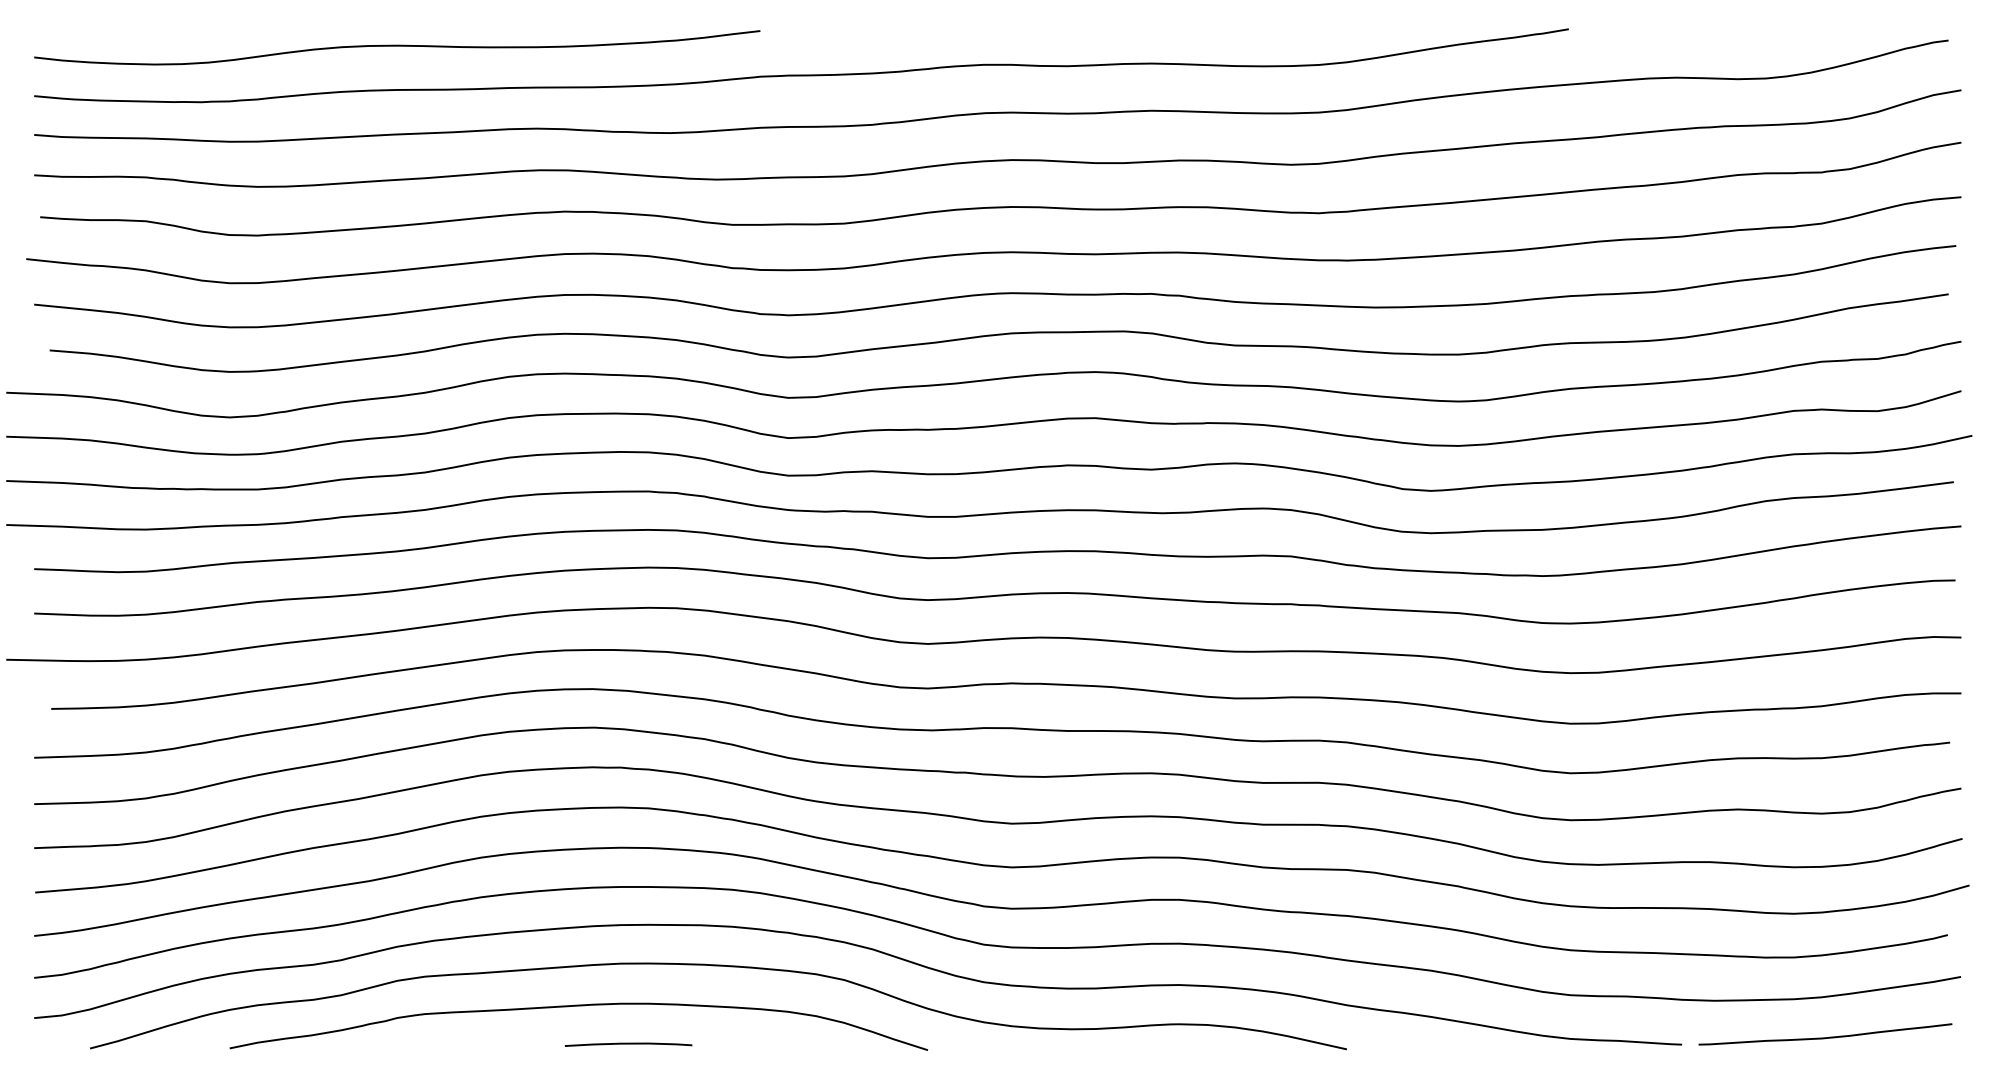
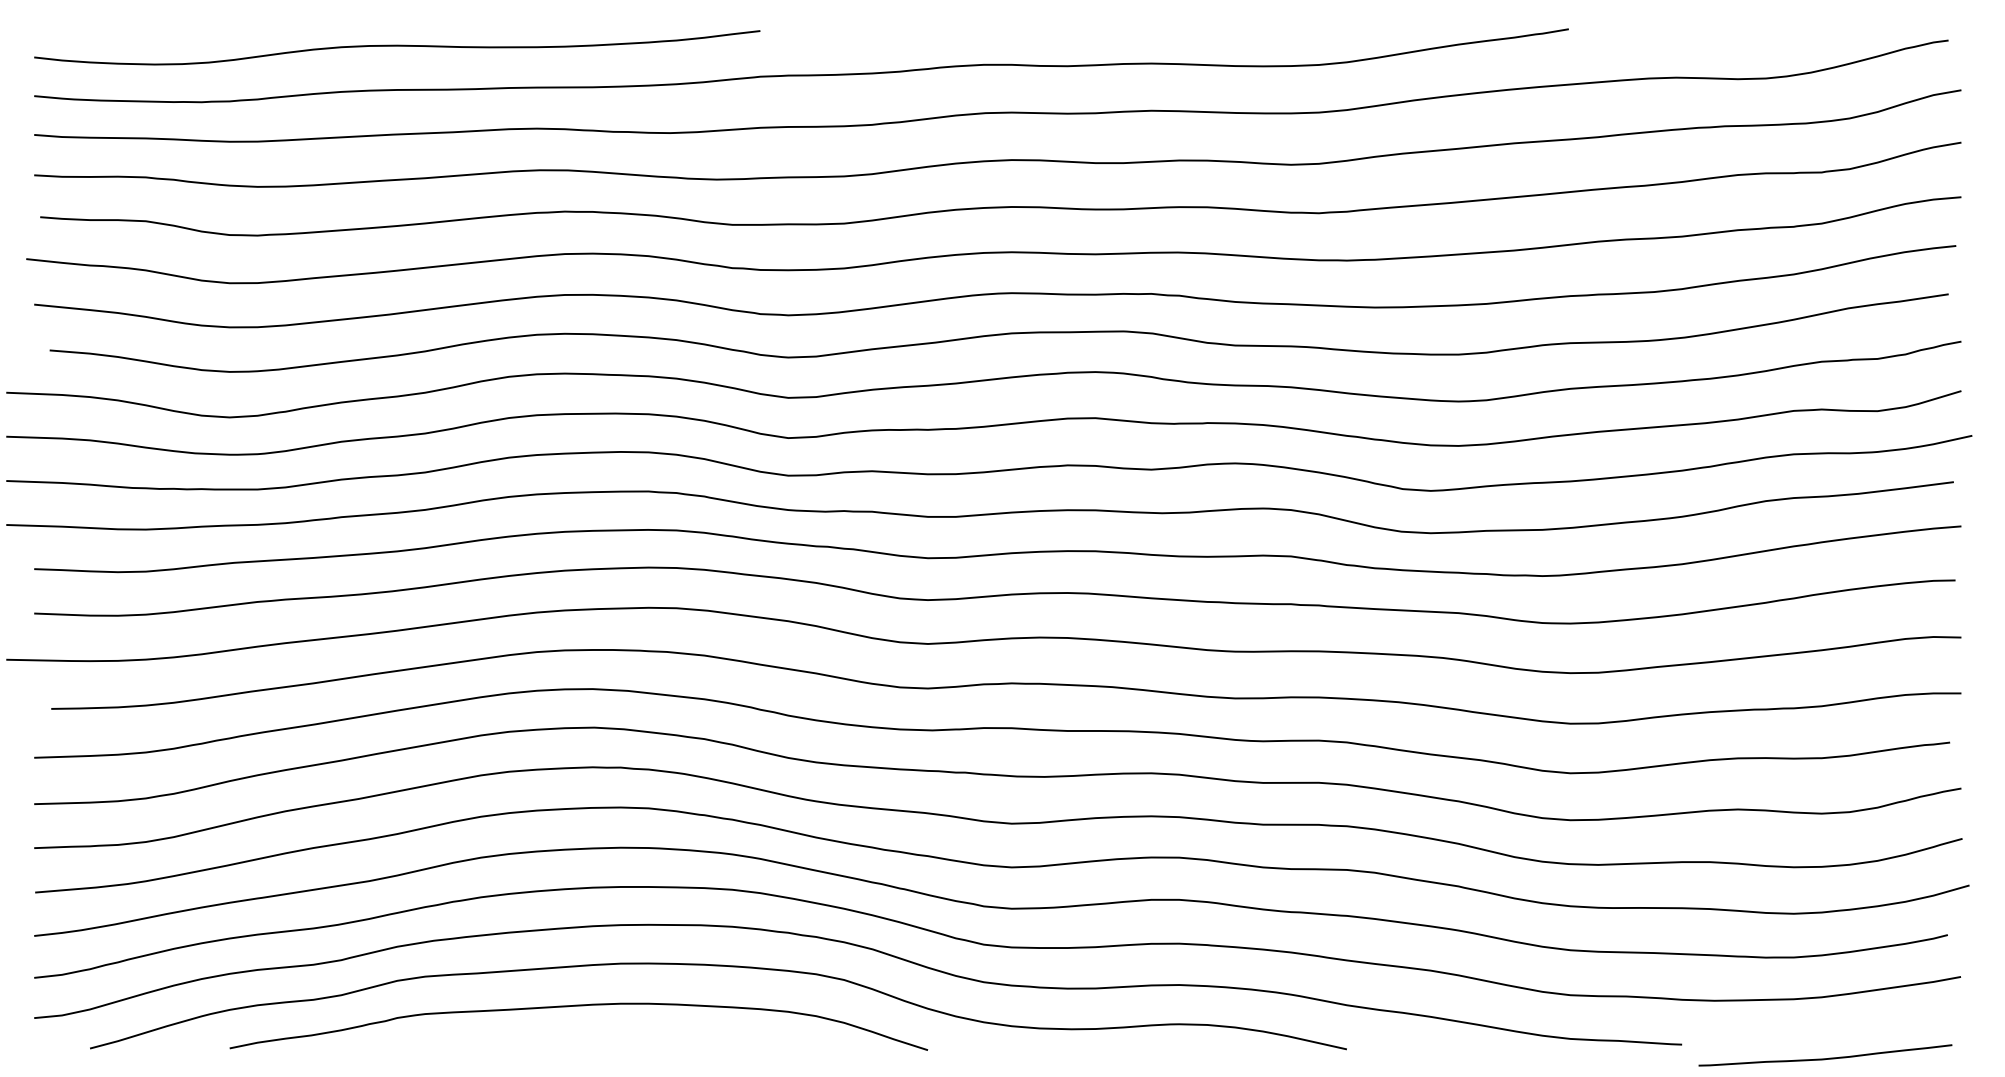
curve position: (1825, 1037) -> (1825, 1058) (1825, 1058)
curve: present -> none (628, 1044)
